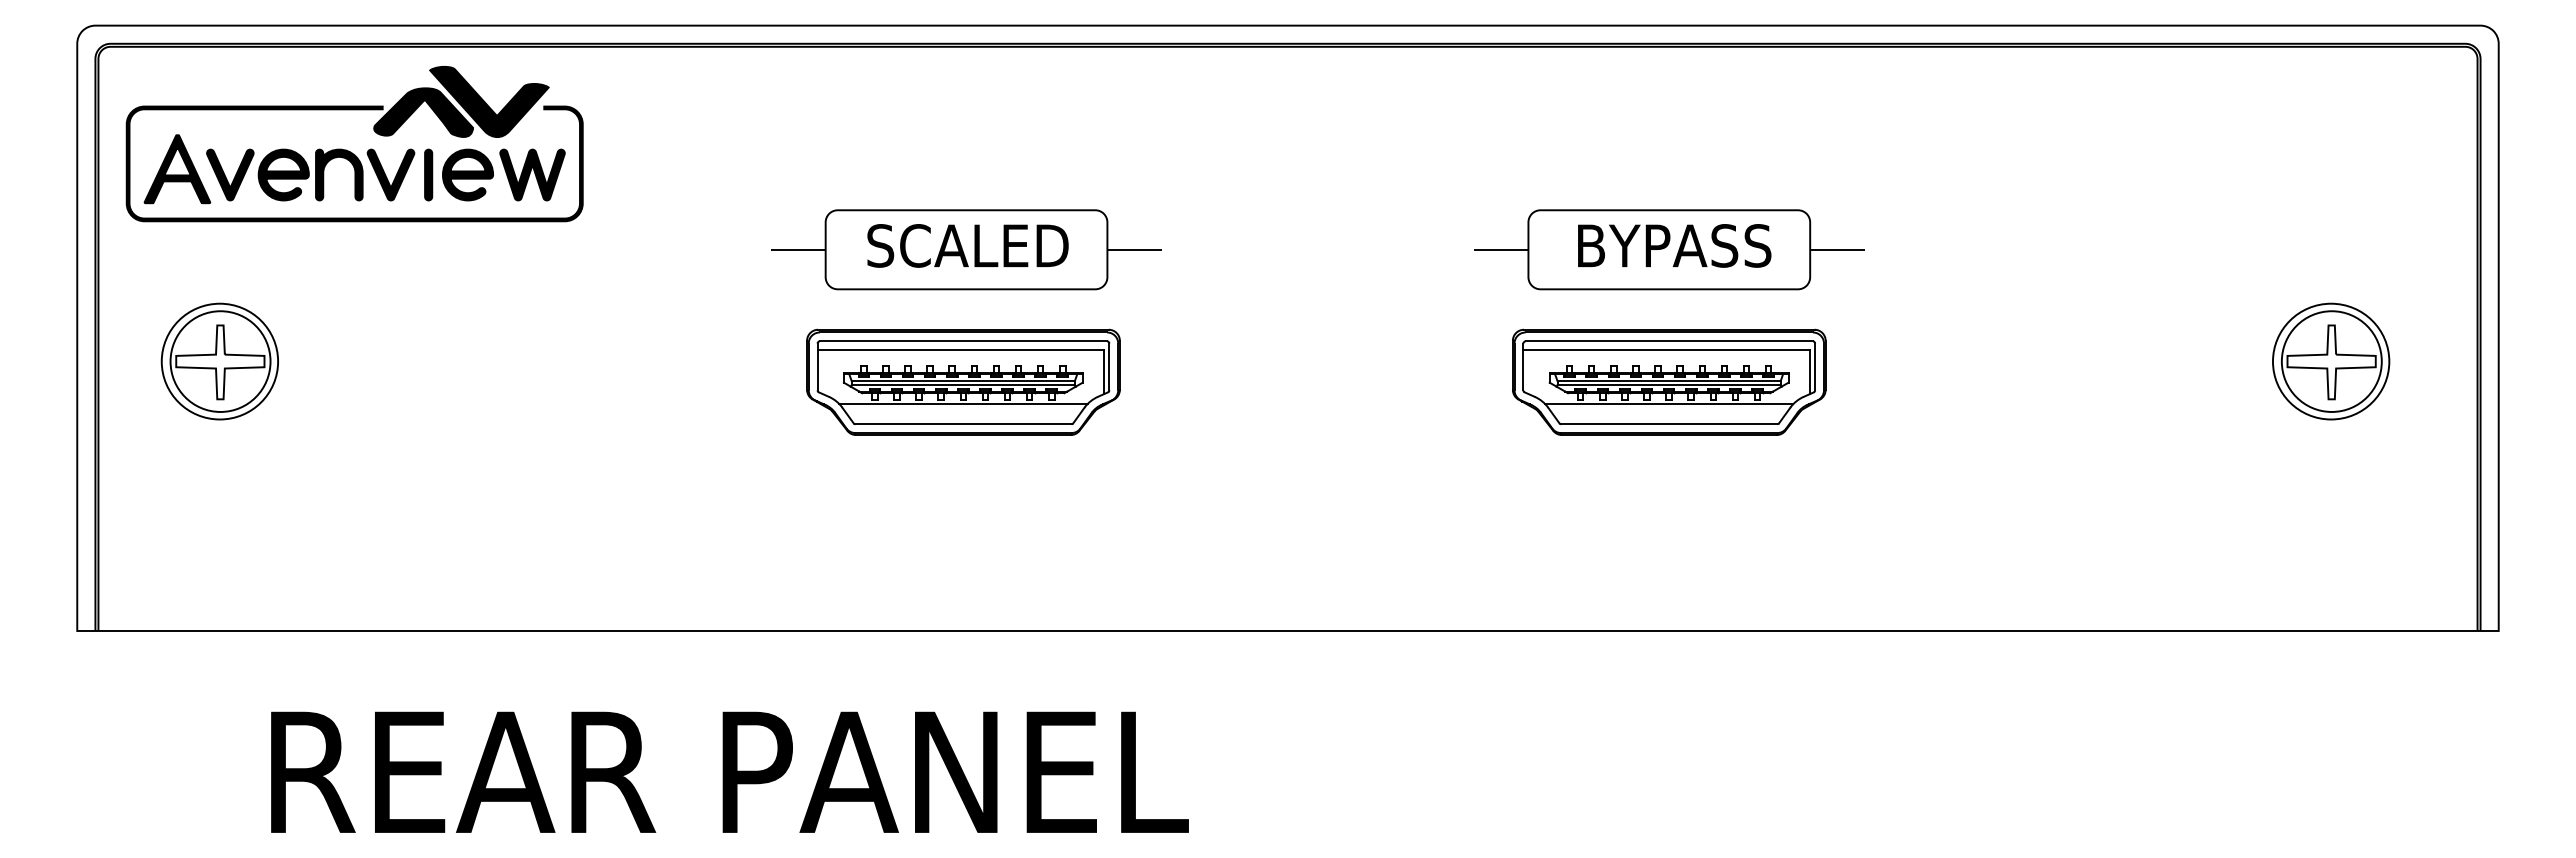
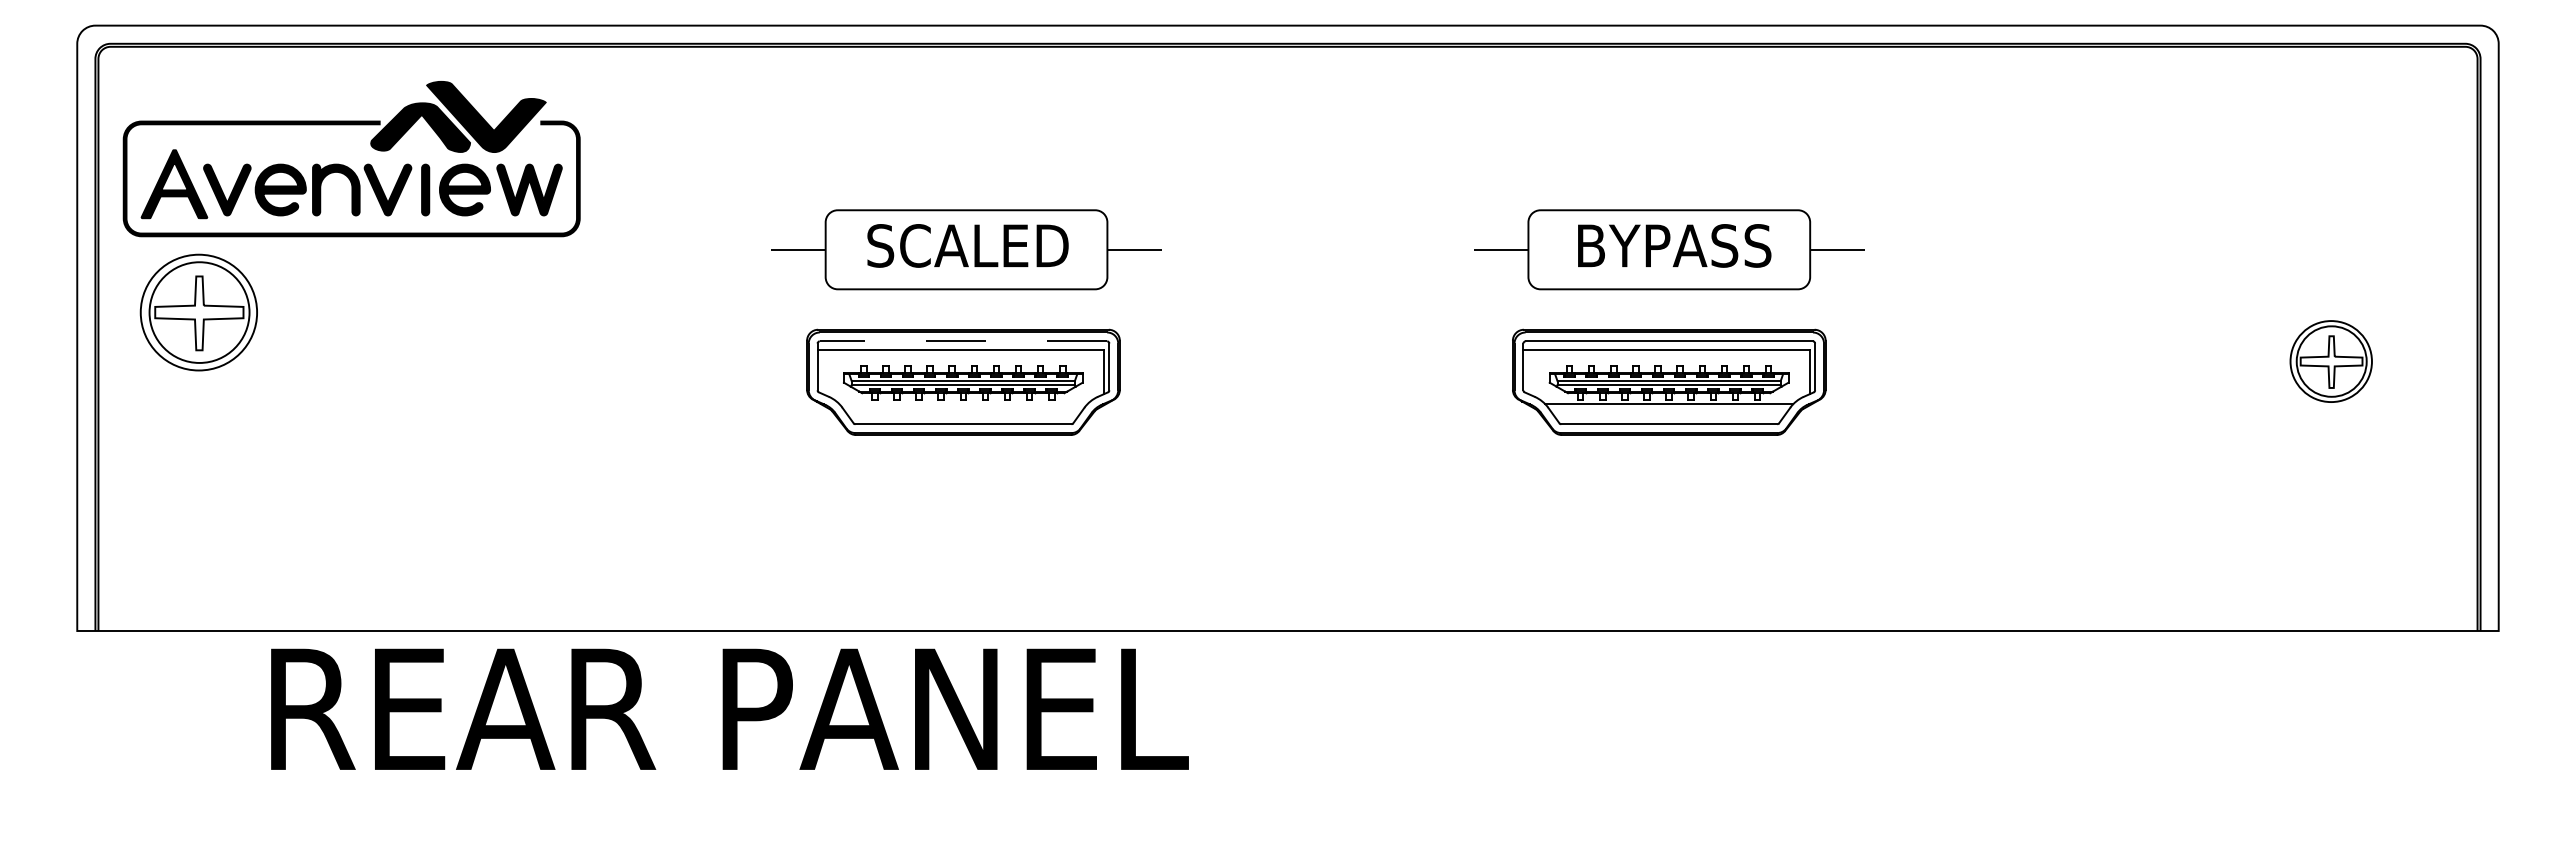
part position: (350, 151) -> (347, 166) (347, 166)
line: solid -> dashed (963, 341)
part position: (219, 361) -> (198, 312) (198, 312)
part size: 119x119 px -> 84x83 px (2330, 361)
line: present -> none (963, 404)
text position: (729, 771) -> (729, 708) (729, 708)
